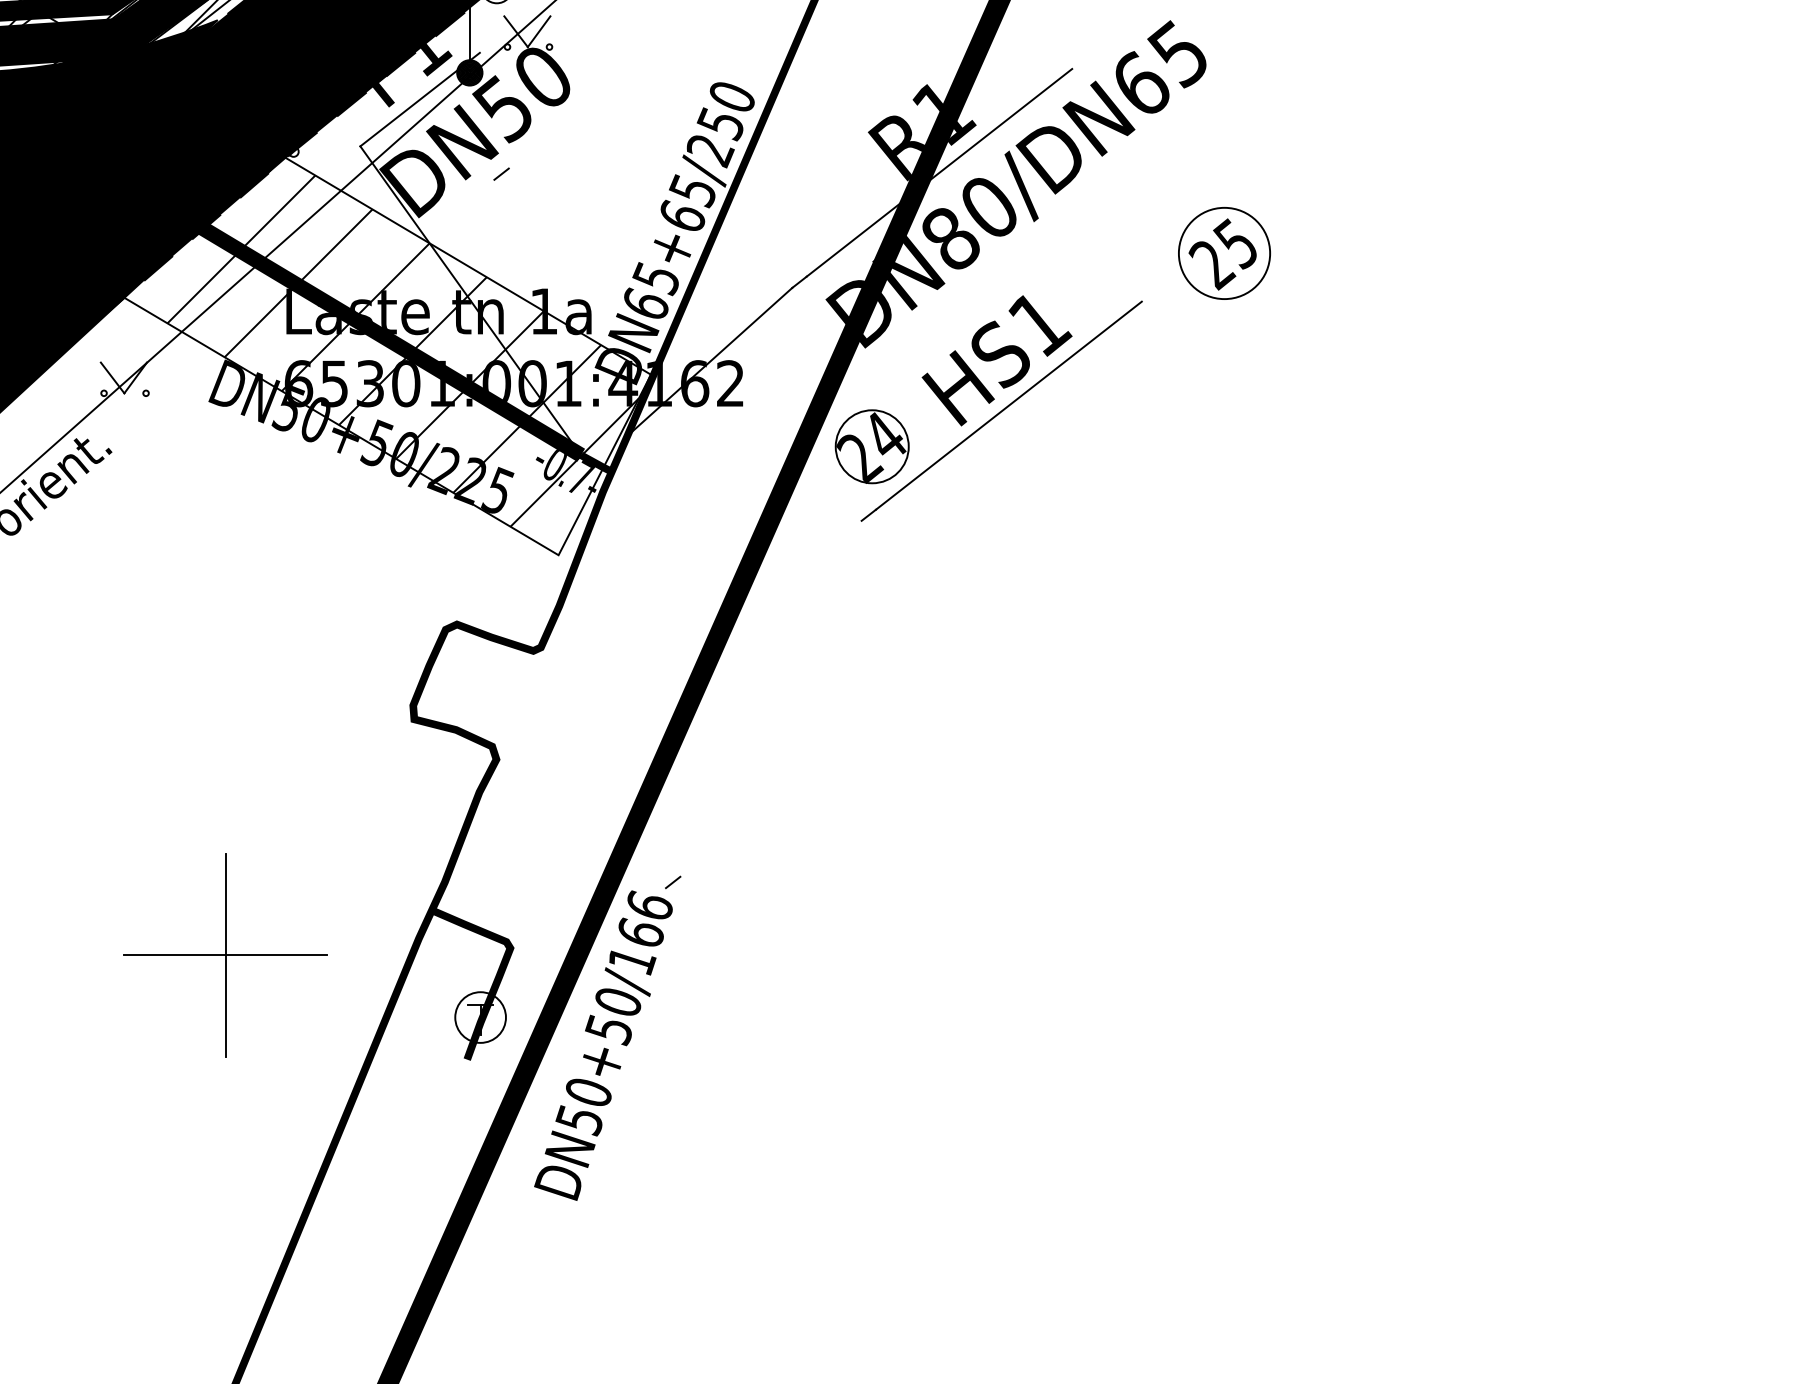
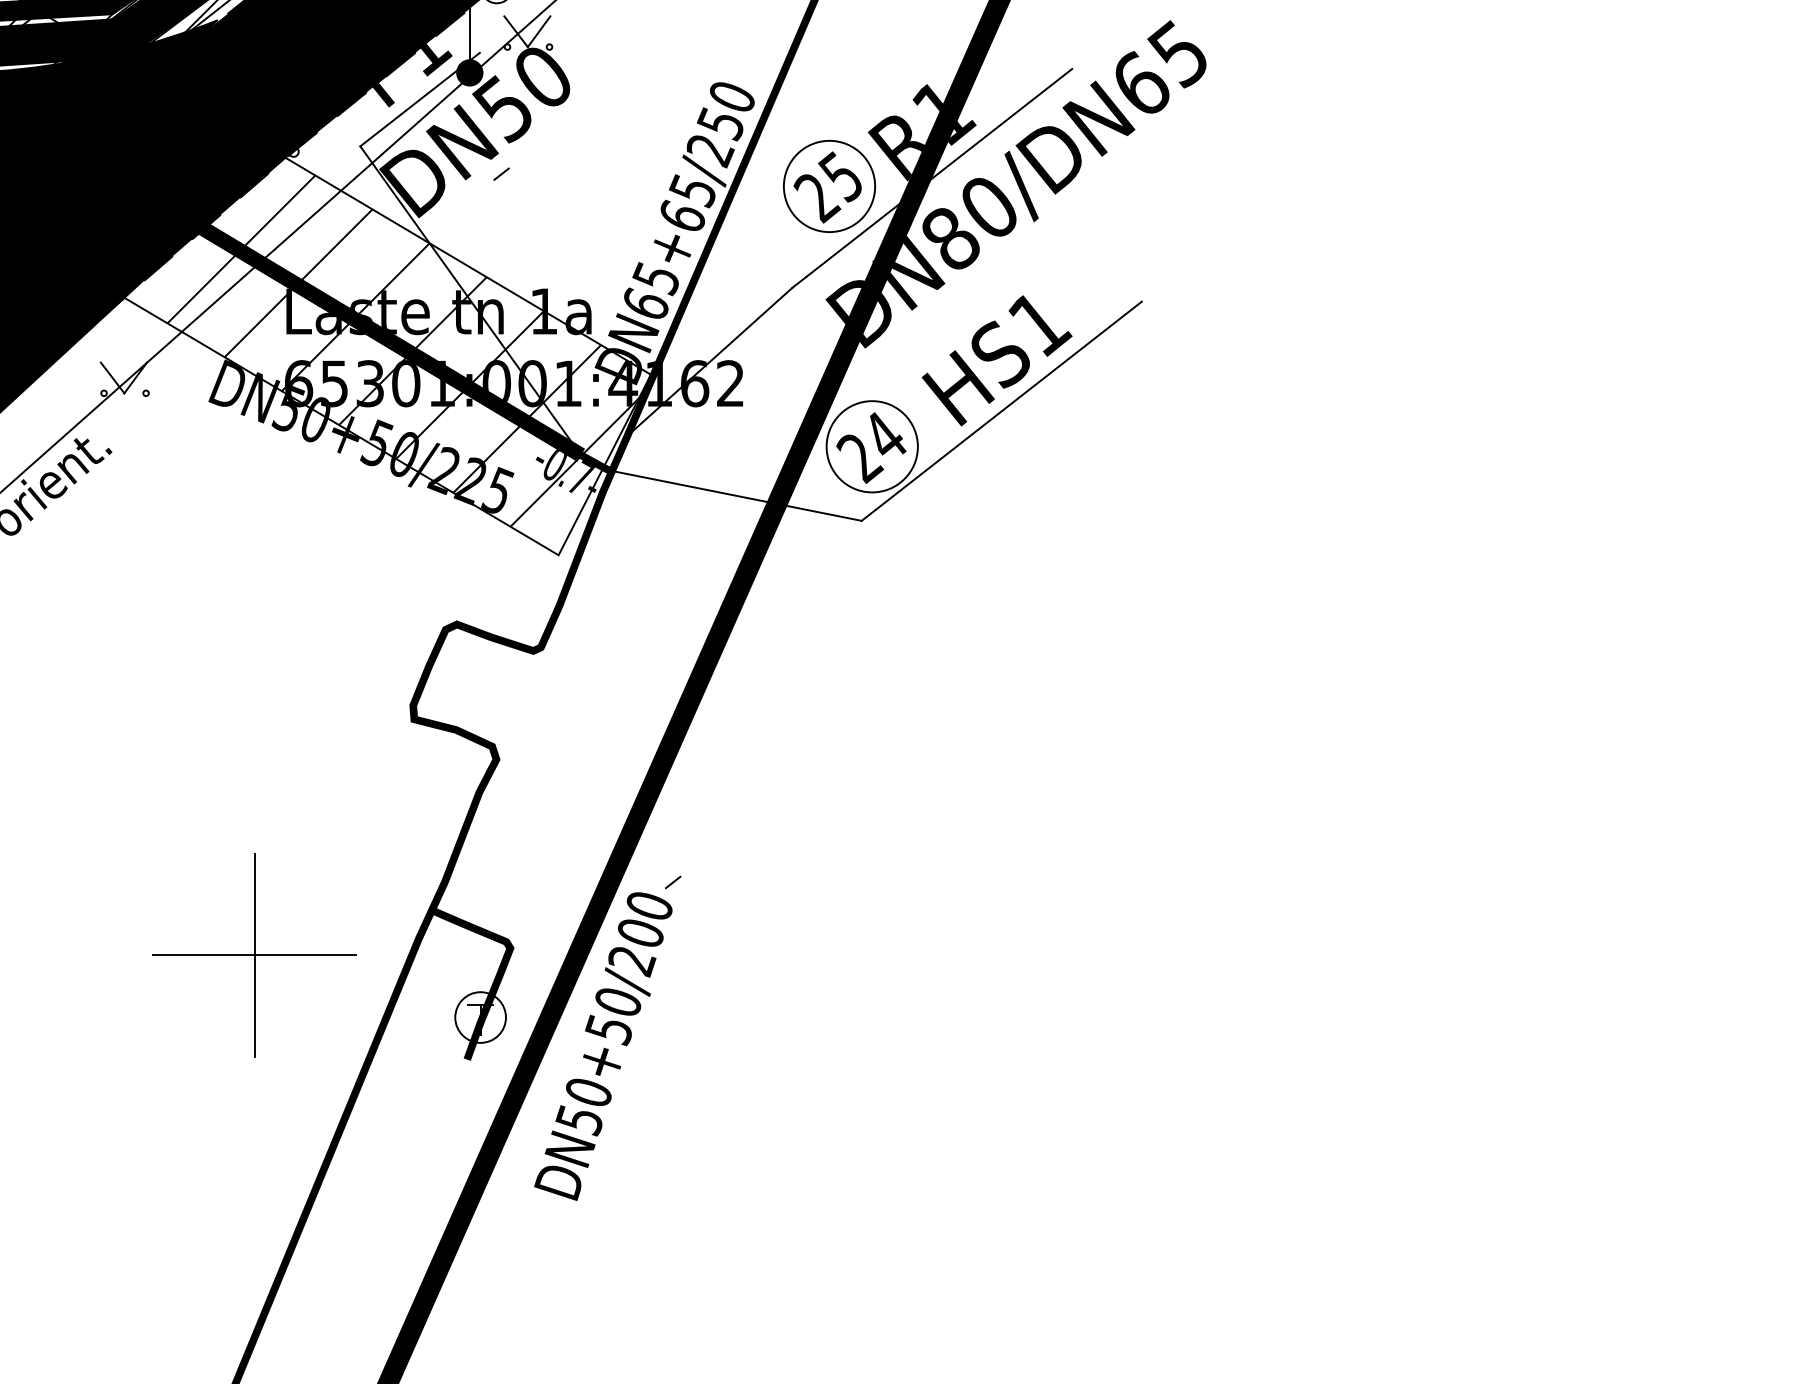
part position: (1224, 253) -> (829, 186) (829, 186)
circle diameter: 73 px -> 91 px (871, 446)
line: none -> present (737, 495)
text: DN50+50/166 -> DN50+50/200 (640, 933)
part position: (225, 955) -> (254, 955) (254, 955)
